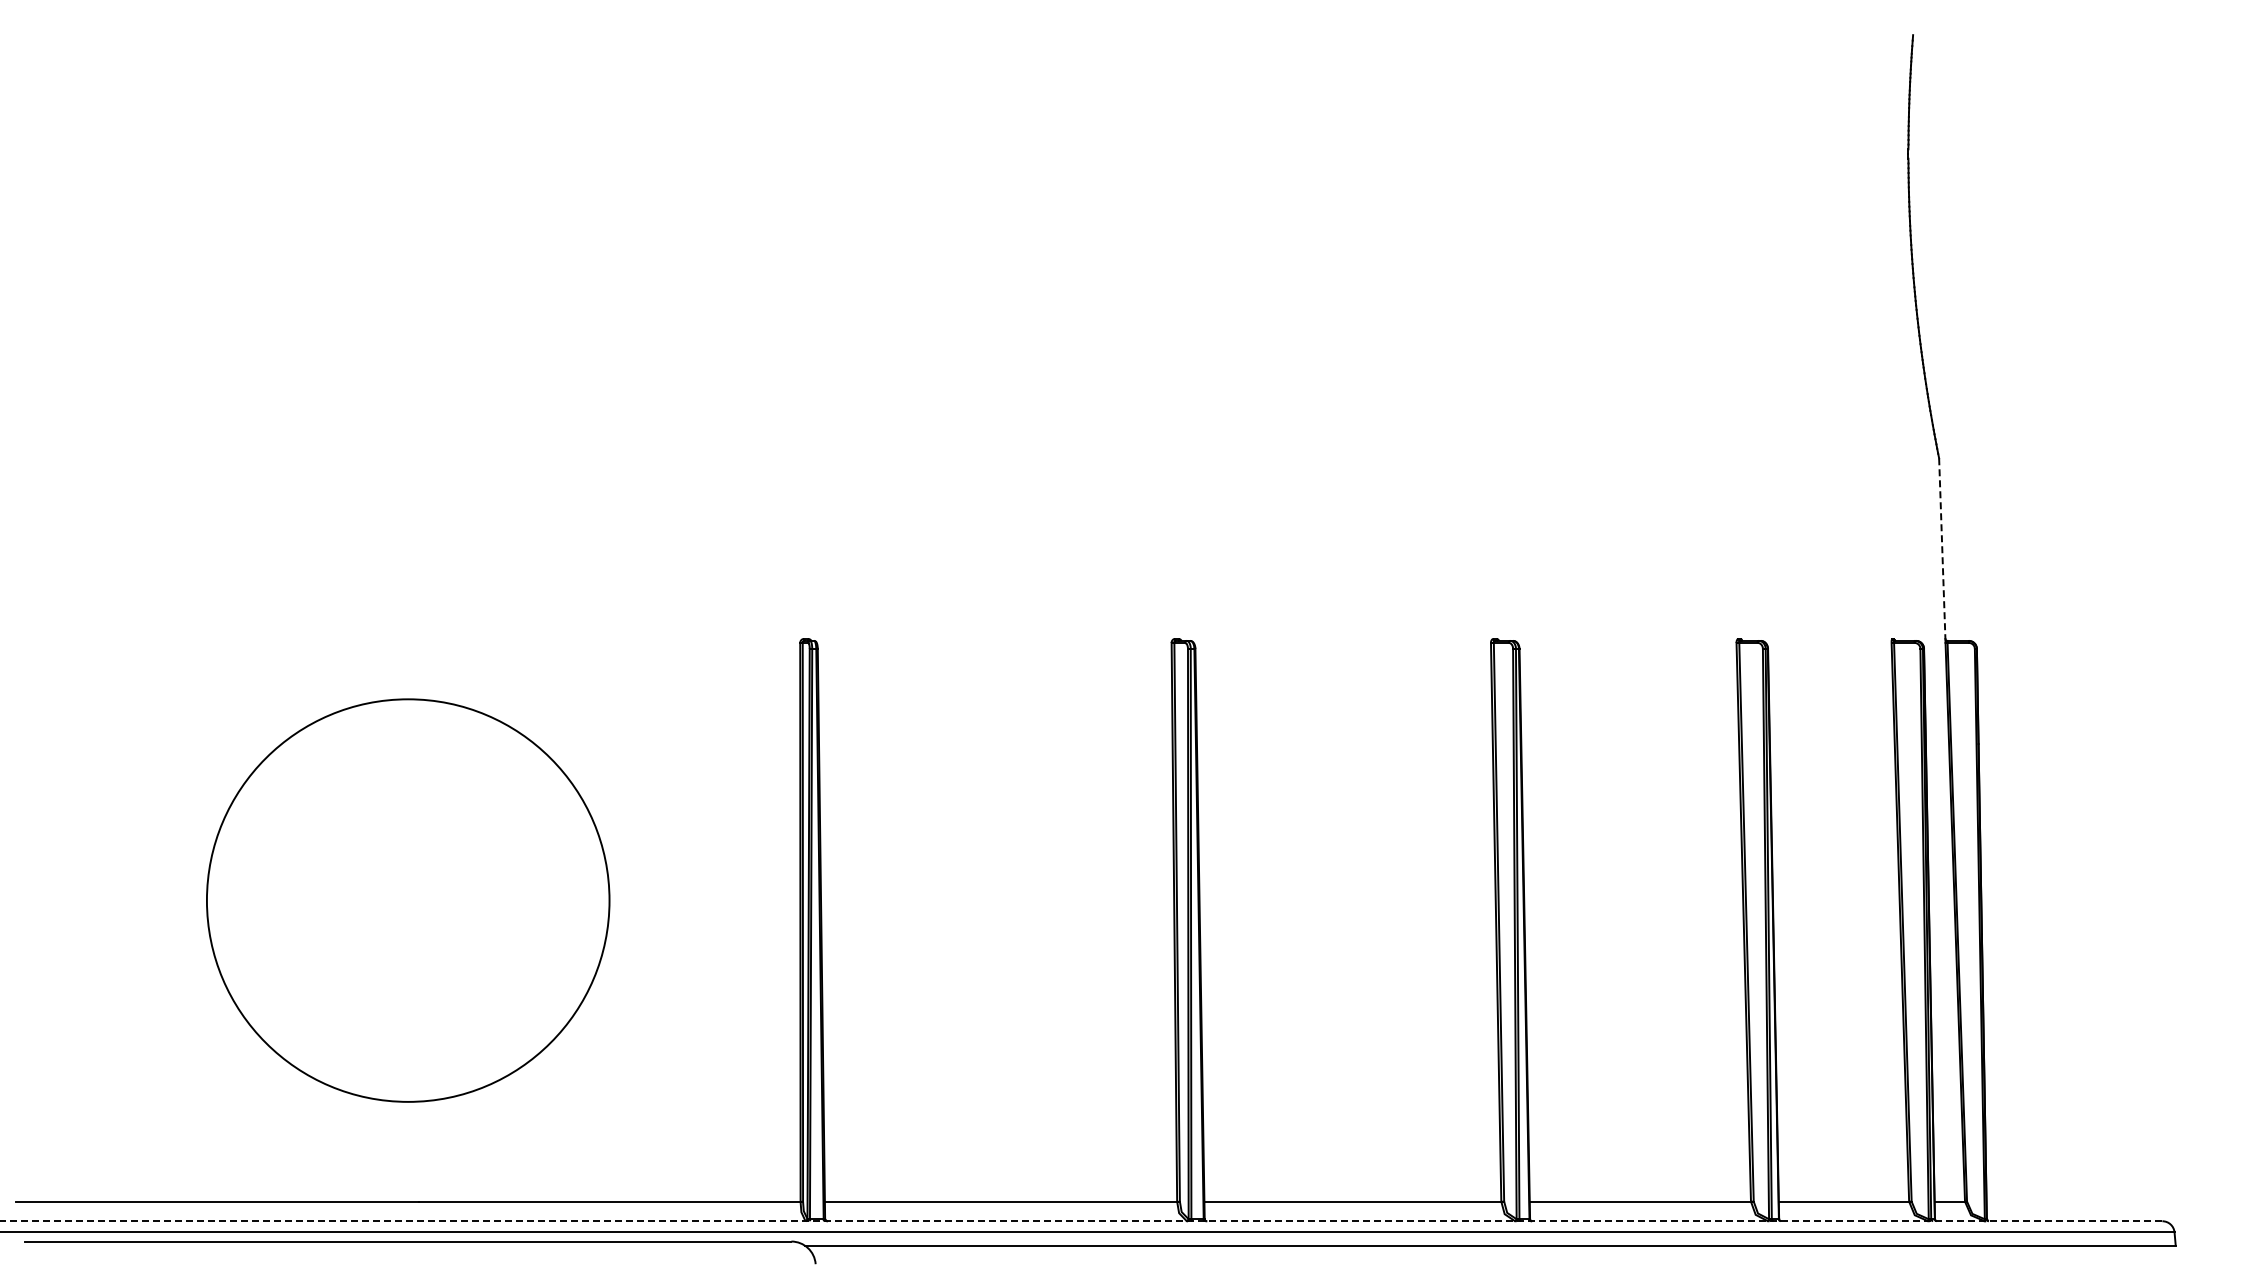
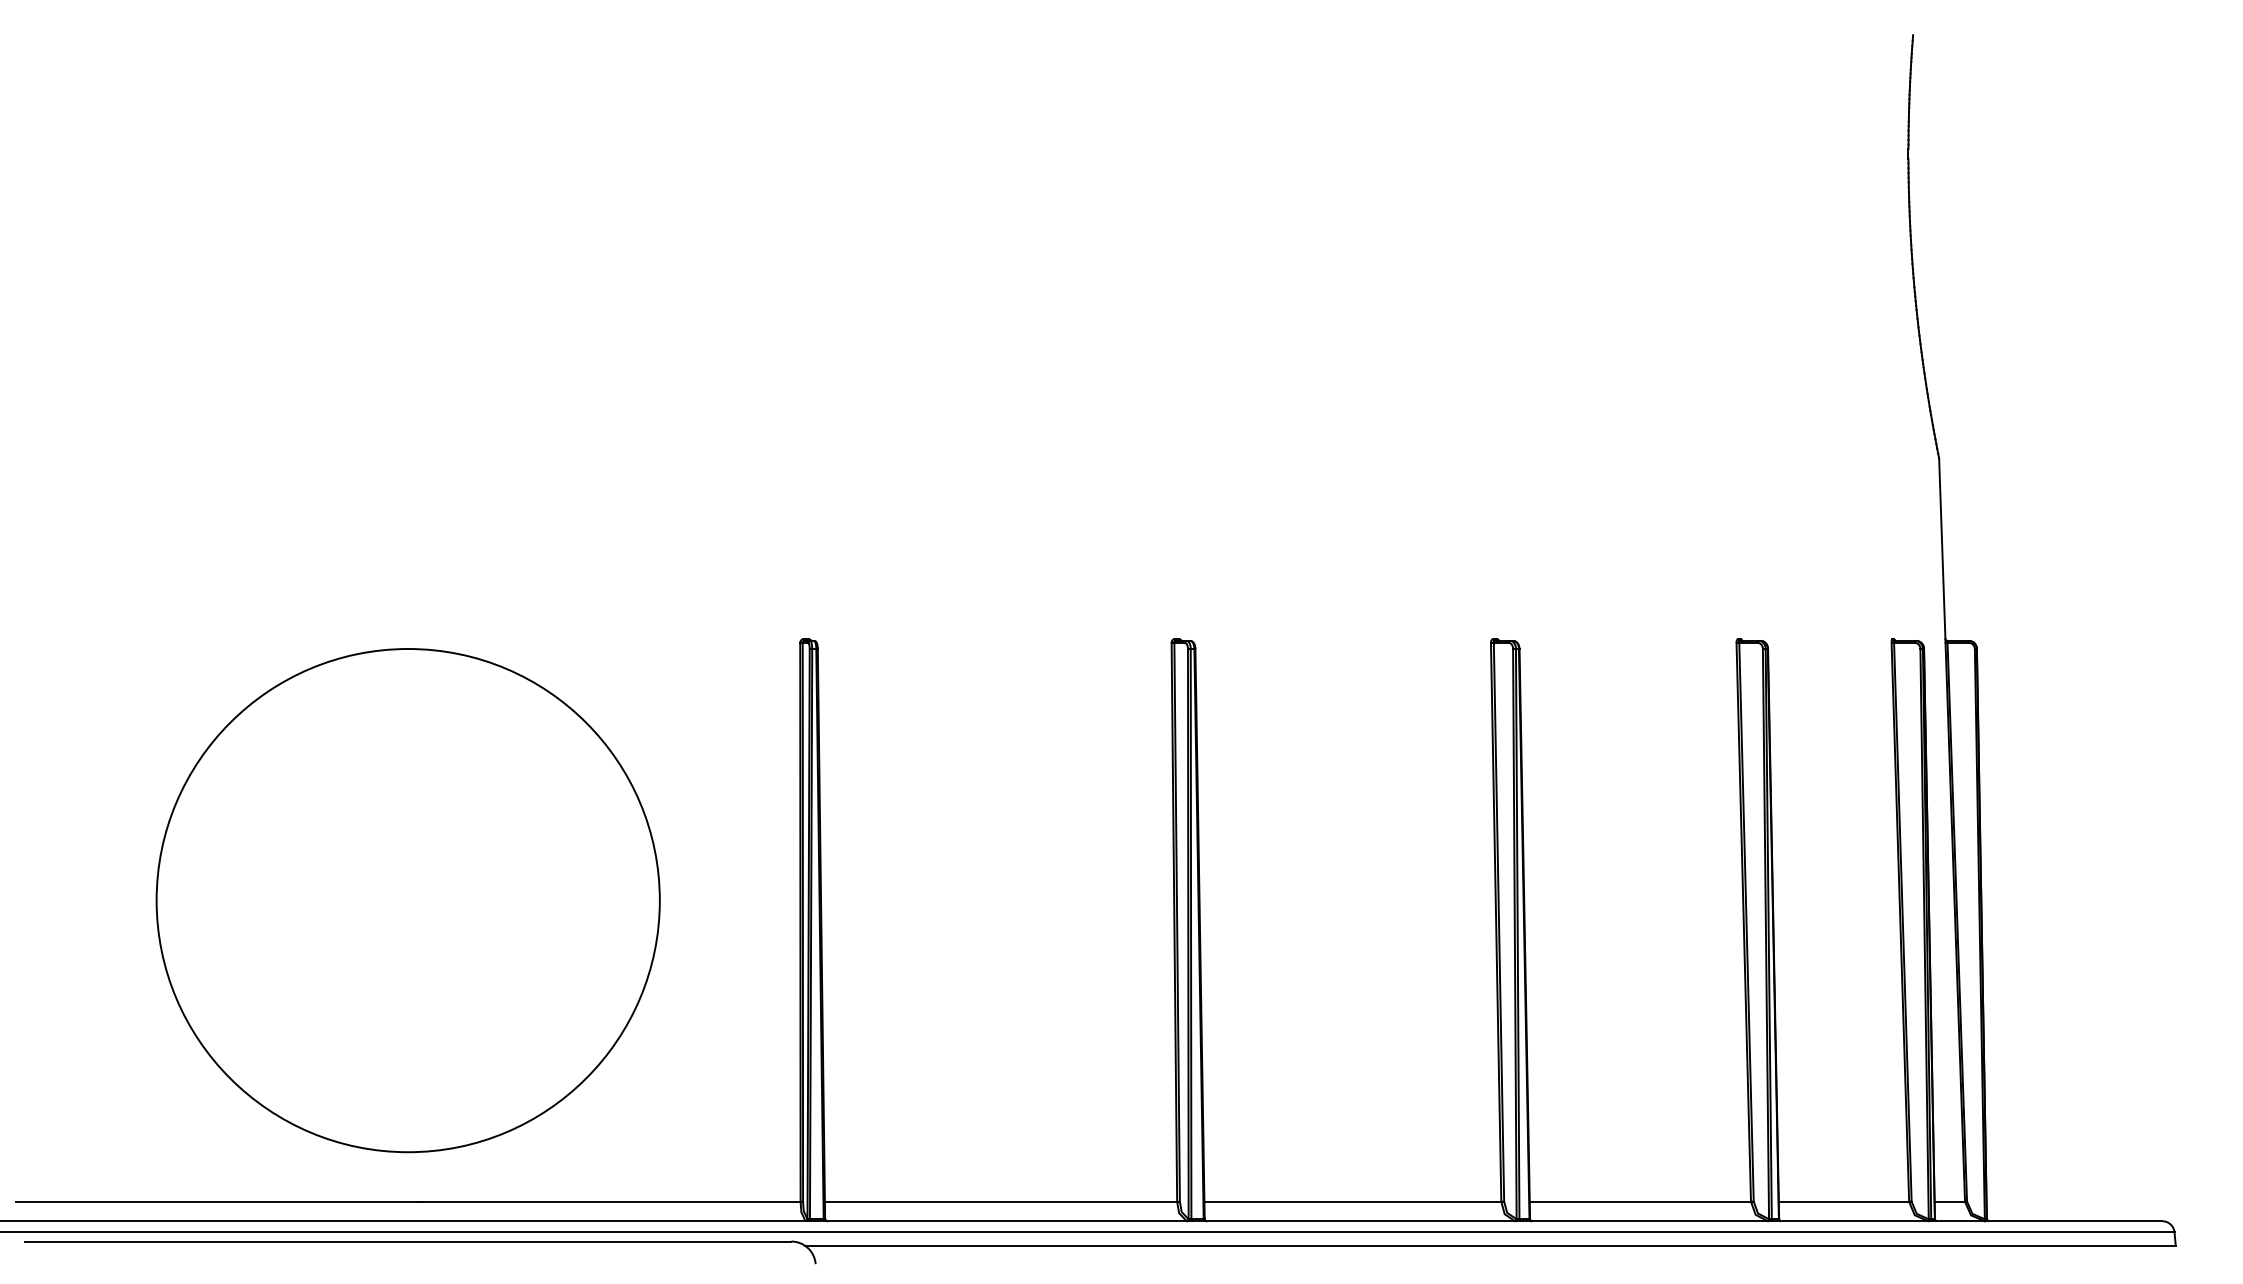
line: dashed -> solid (1942, 549)
circle diameter: 403 px -> 503 px (407, 900)
line: dashed -> solid (1081, 1221)
